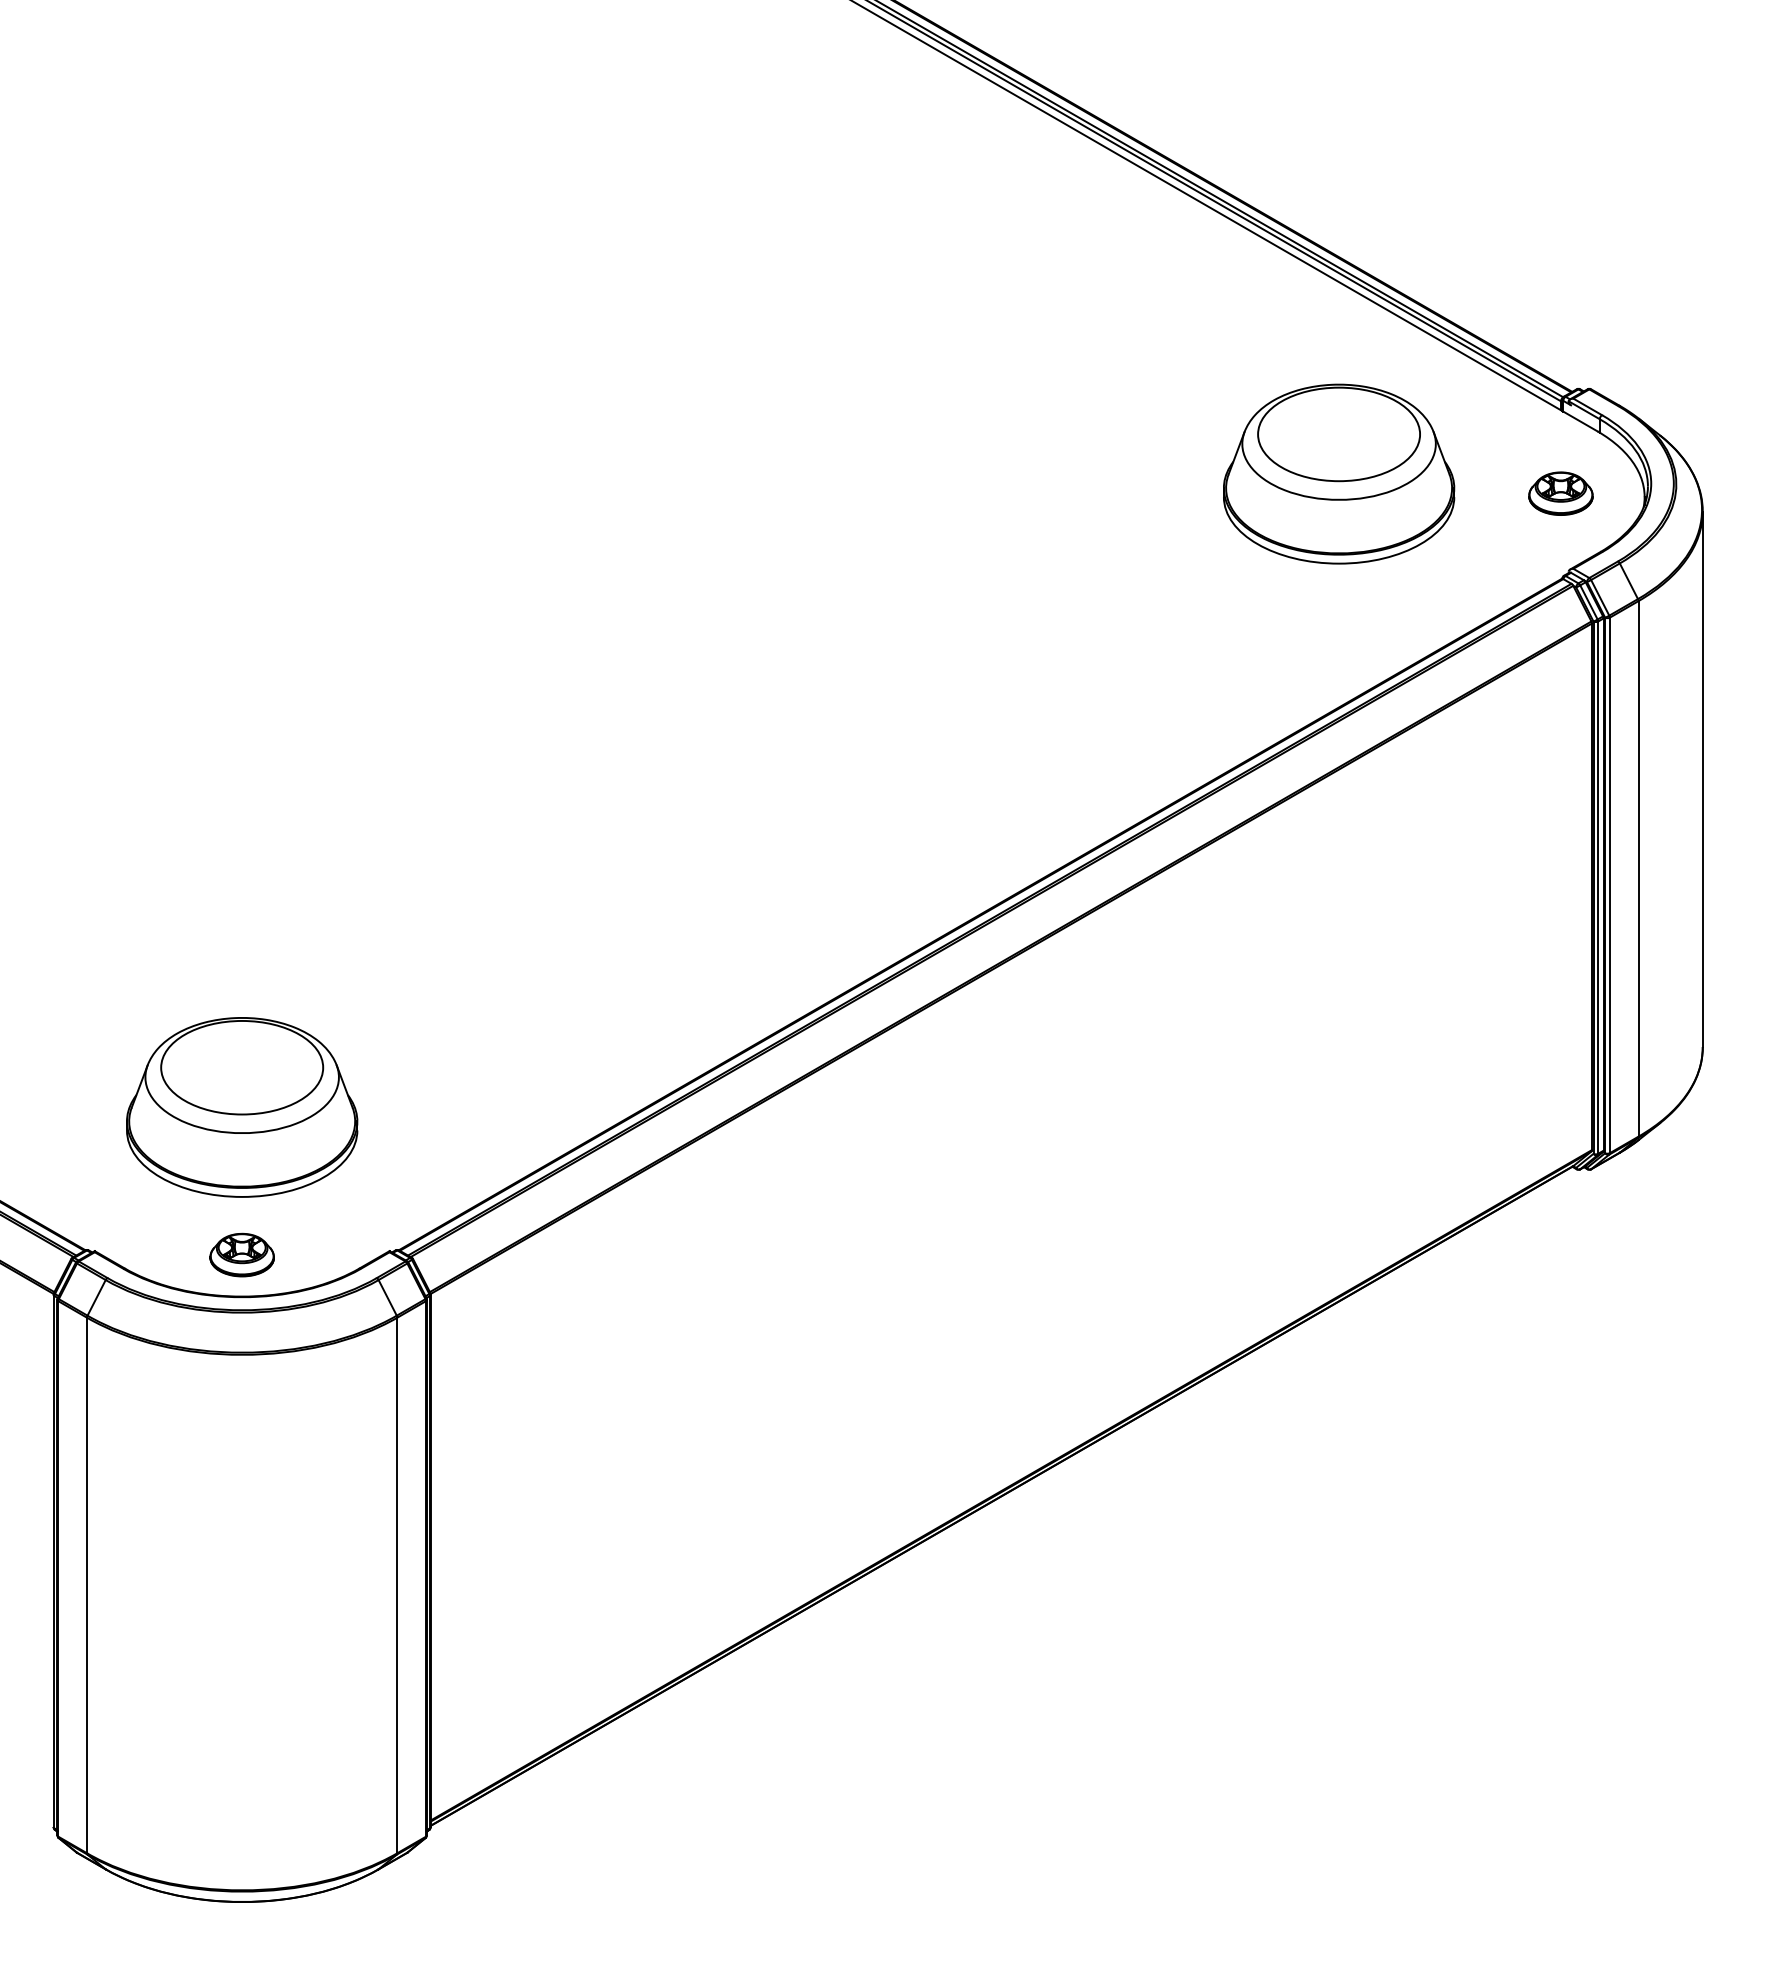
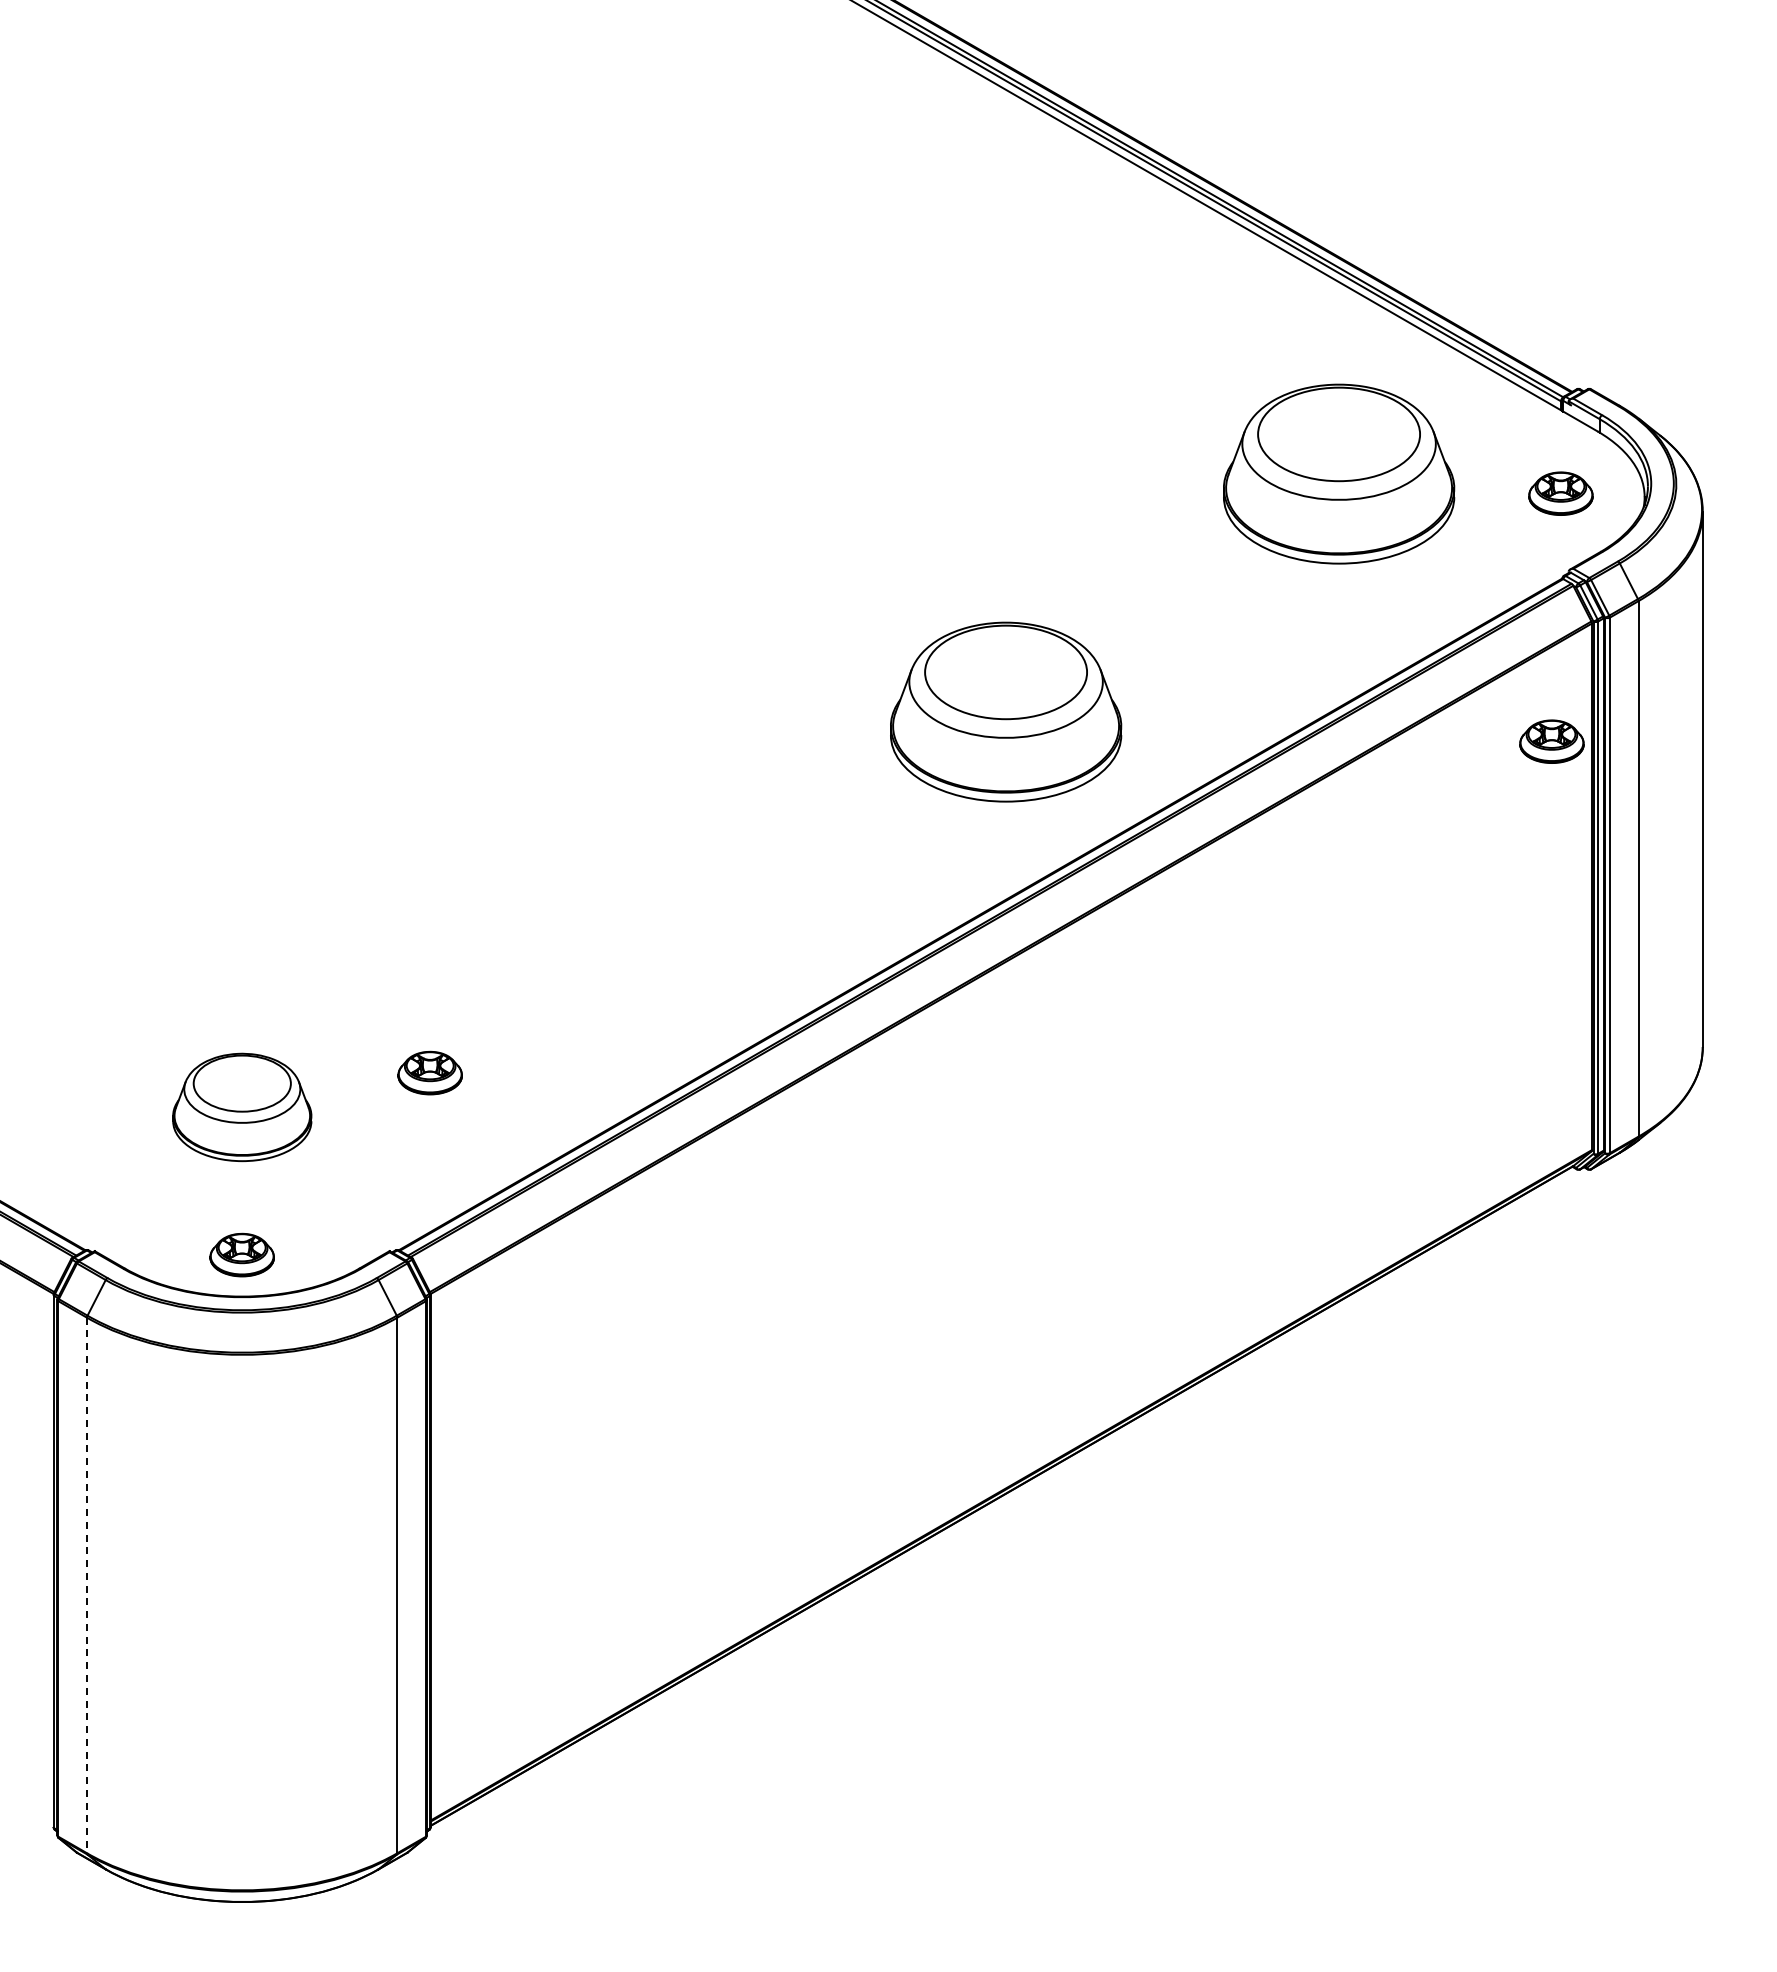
part: none -> present (1006, 711)
part: none -> present (1551, 741)
part: none -> present (429, 1072)
part size: 233x181 px -> 141x111 px (242, 1107)
line: solid -> dashed (87, 1585)
